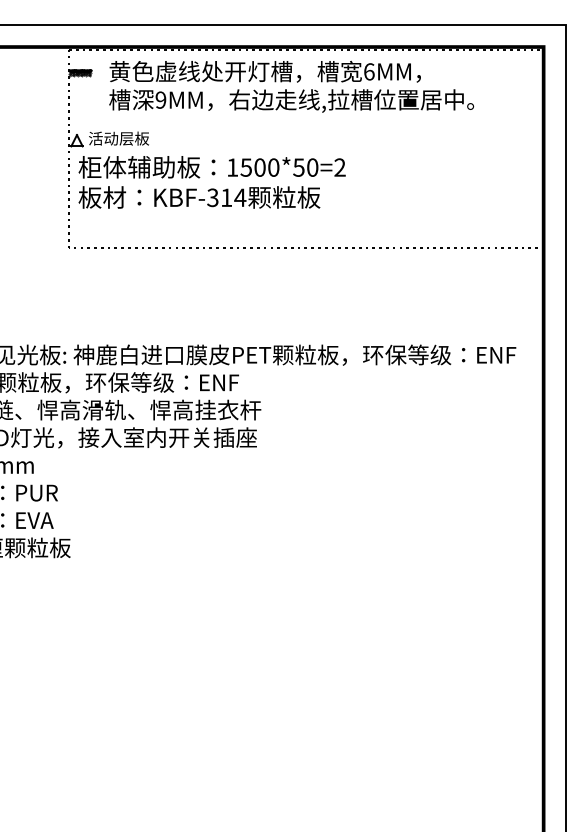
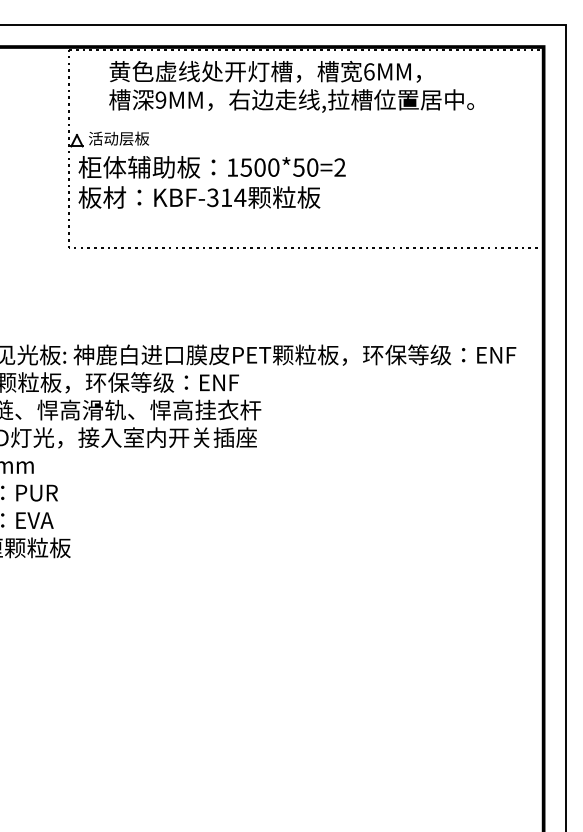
hatch: present -> none (80, 72)
